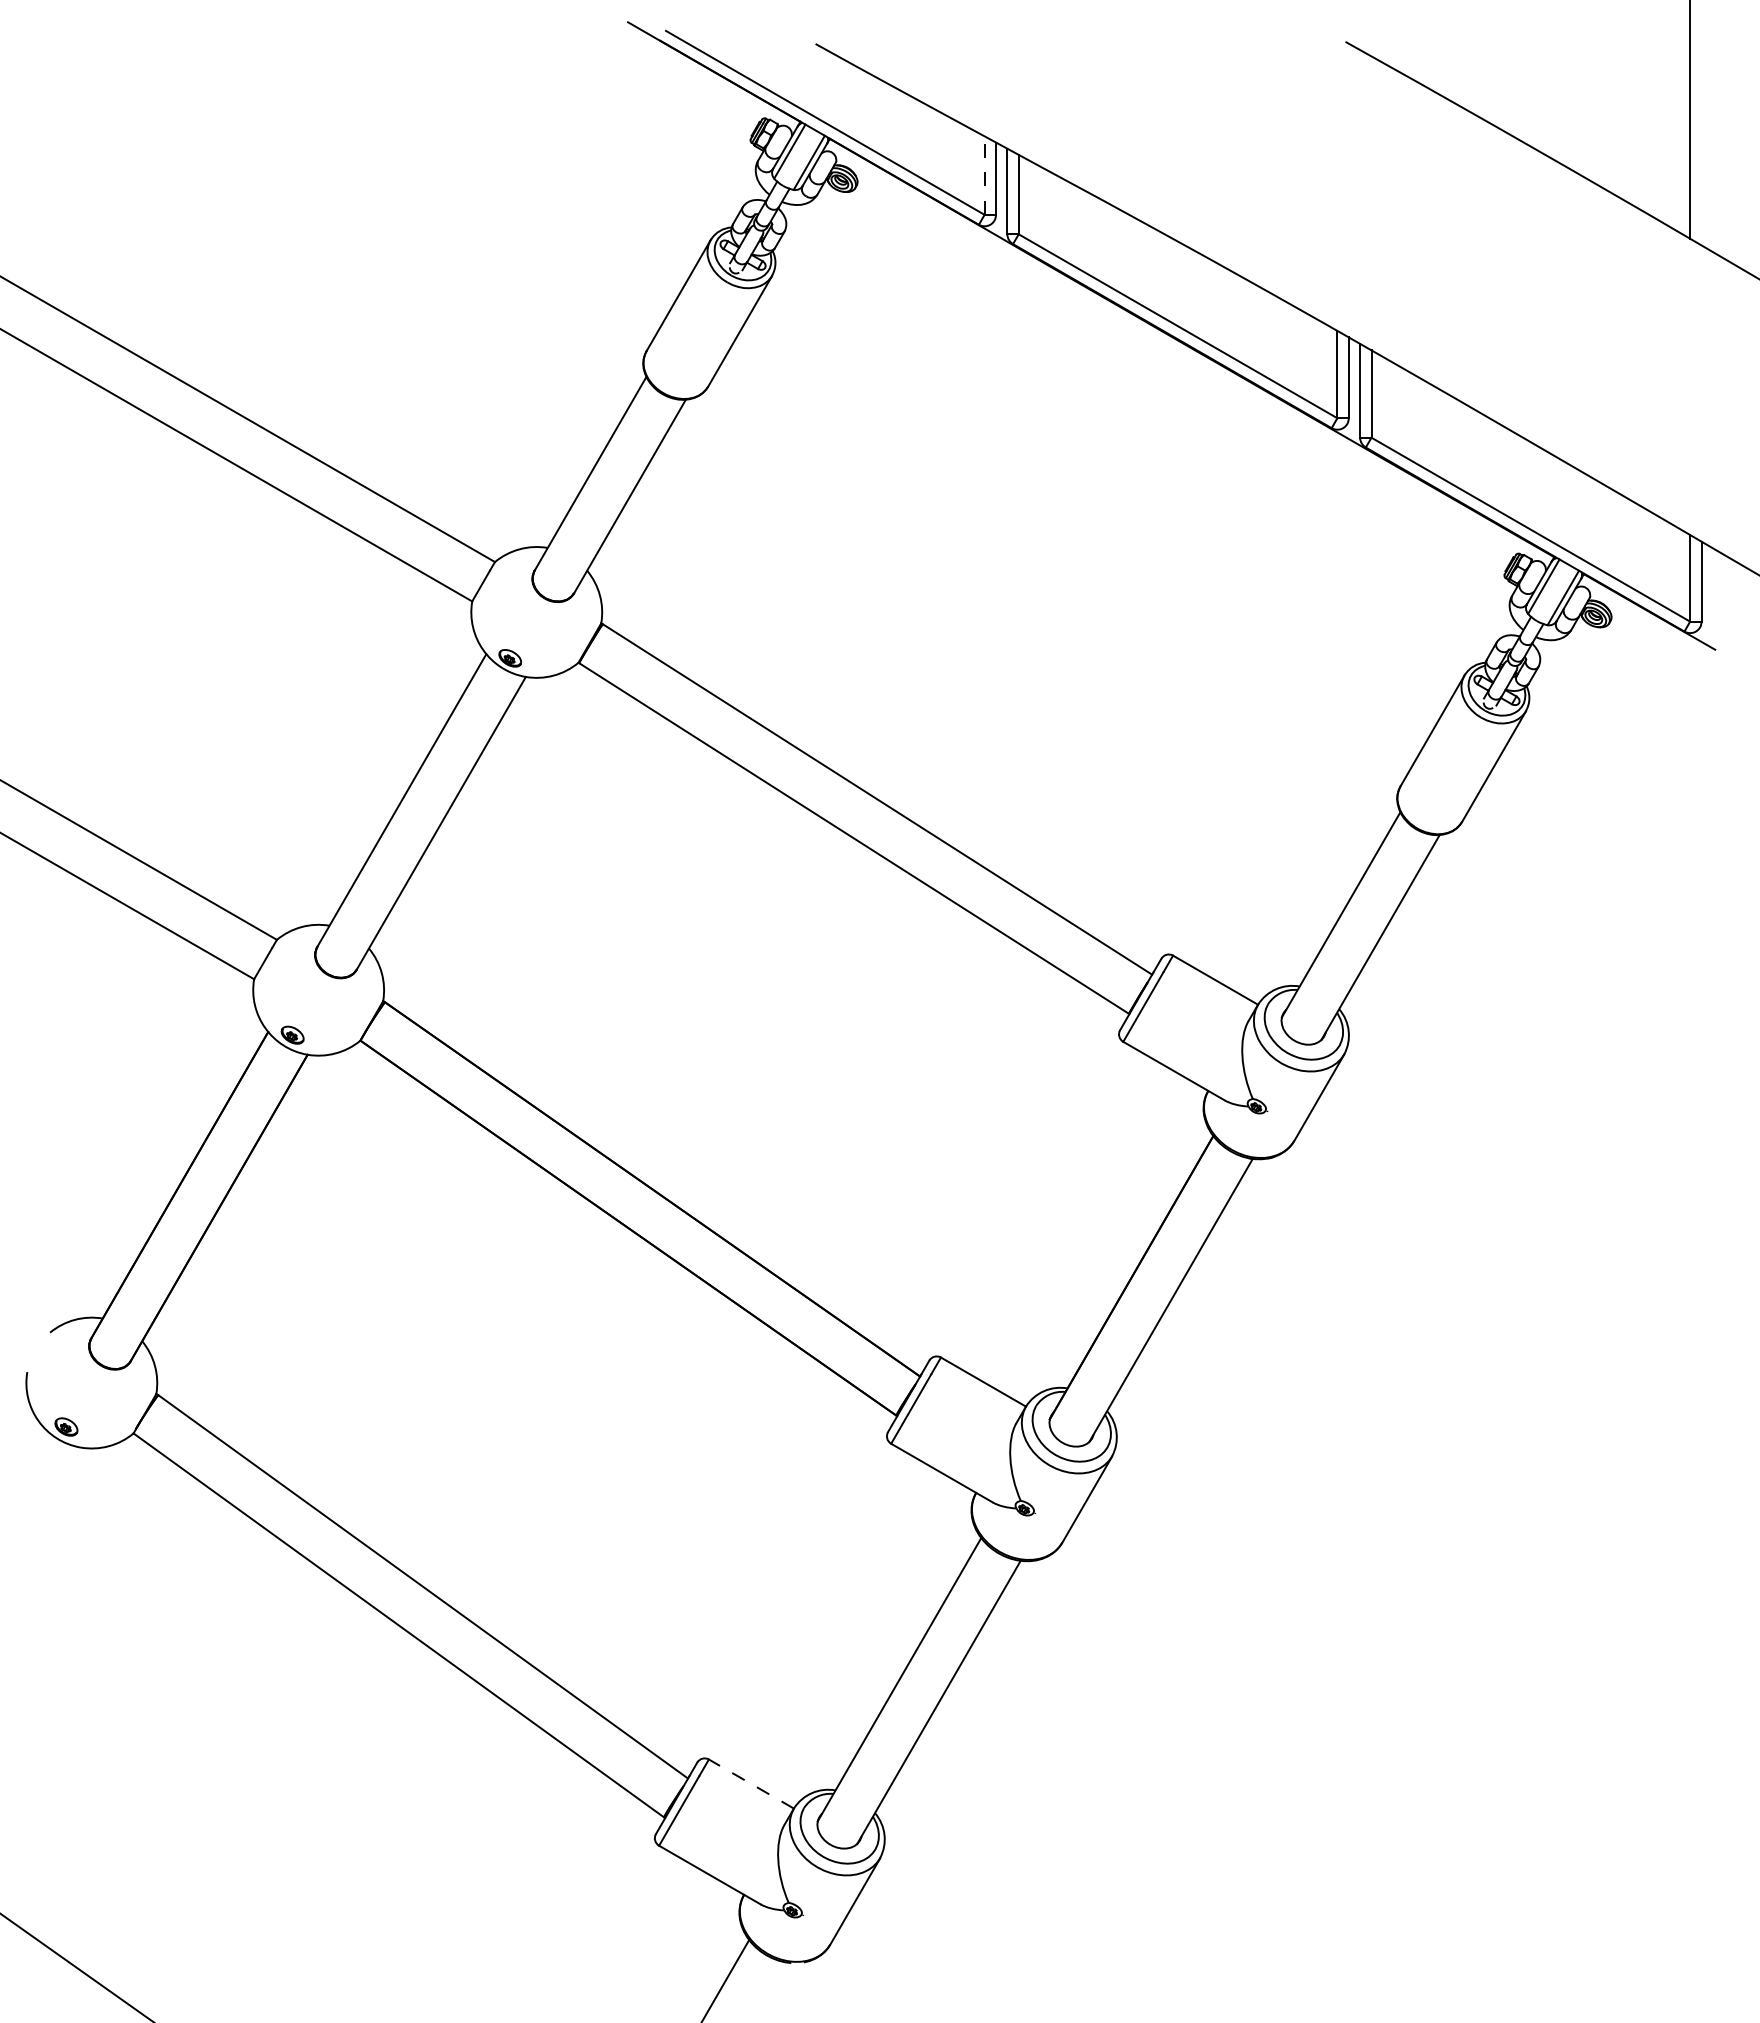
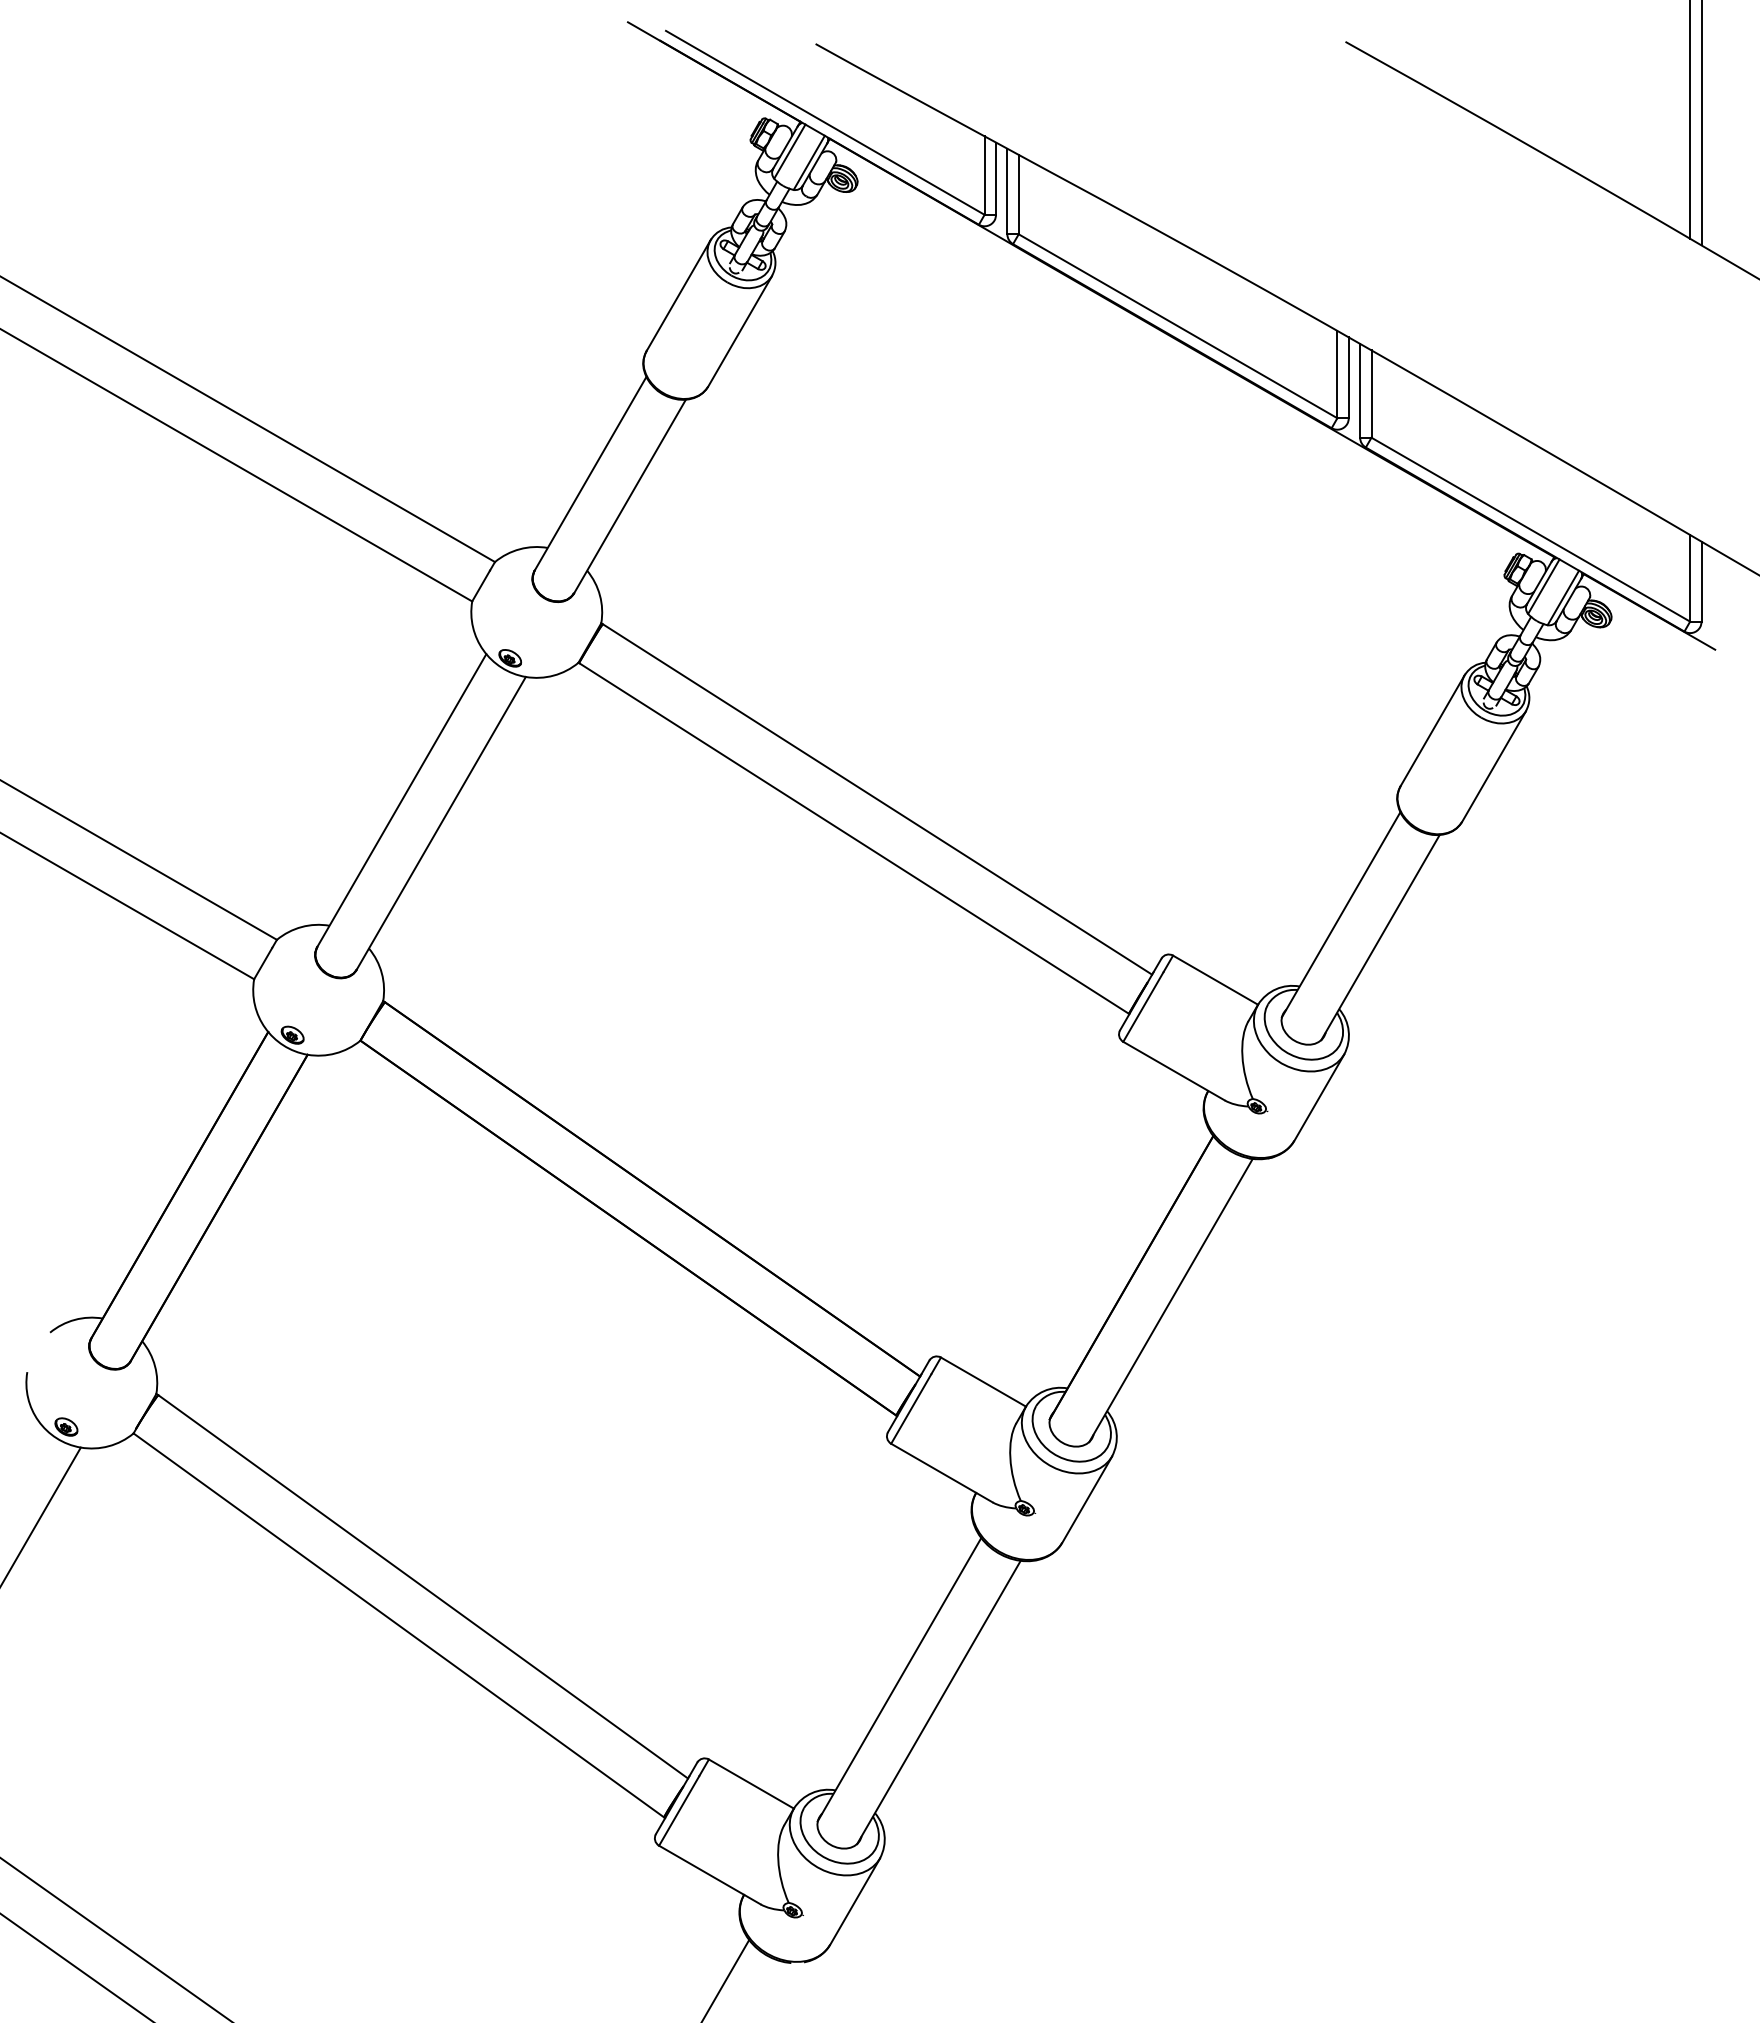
line: none -> present (1701, 123)
line: dashed -> solid (984, 175)
line: none -> present (41, 1515)
line: dashed -> solid (750, 1783)
line: none -> present (115, 1939)
